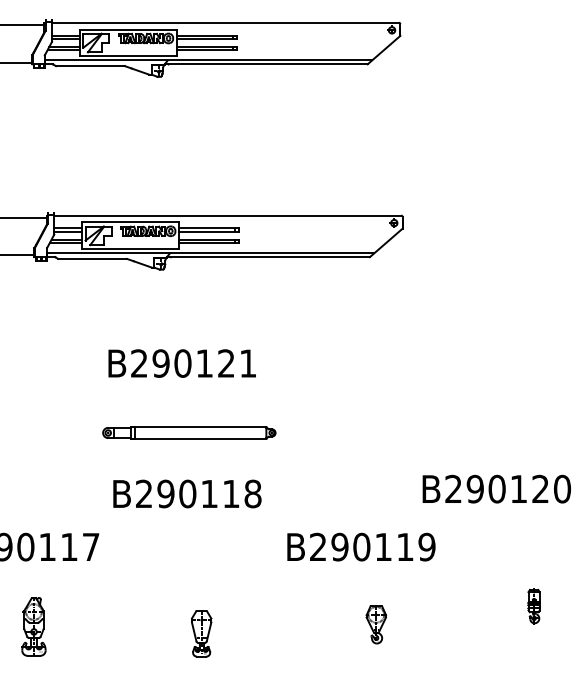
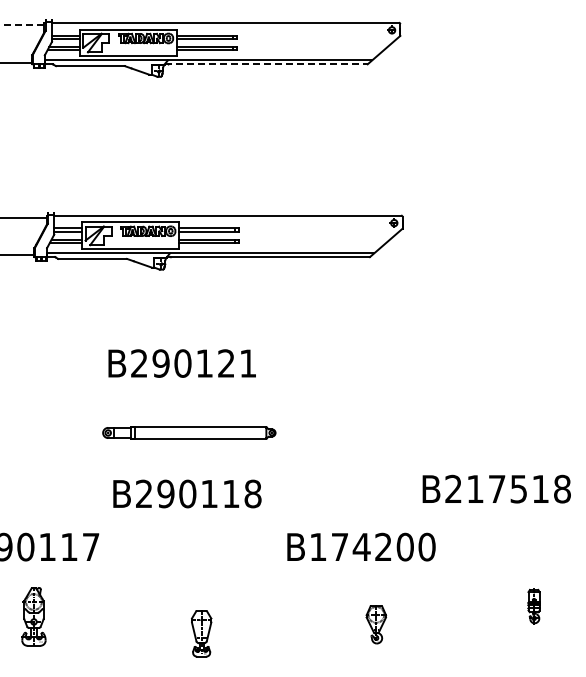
line: solid -> dashed (22, 24)
line: solid -> dashed (266, 64)
text: B290120 -> B217518 (518, 488)
text: B290119 -> B174200 (372, 546)
part position: (33, 626) -> (33, 616) (33, 616)
